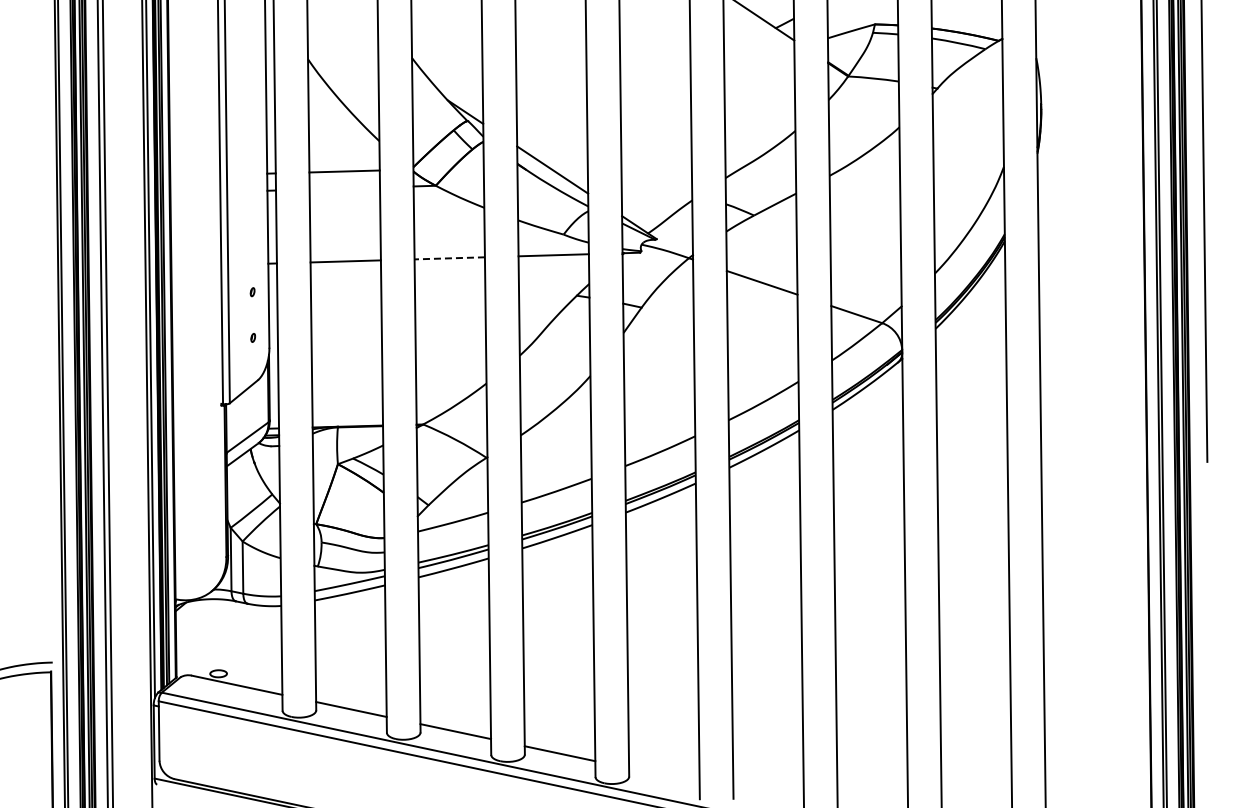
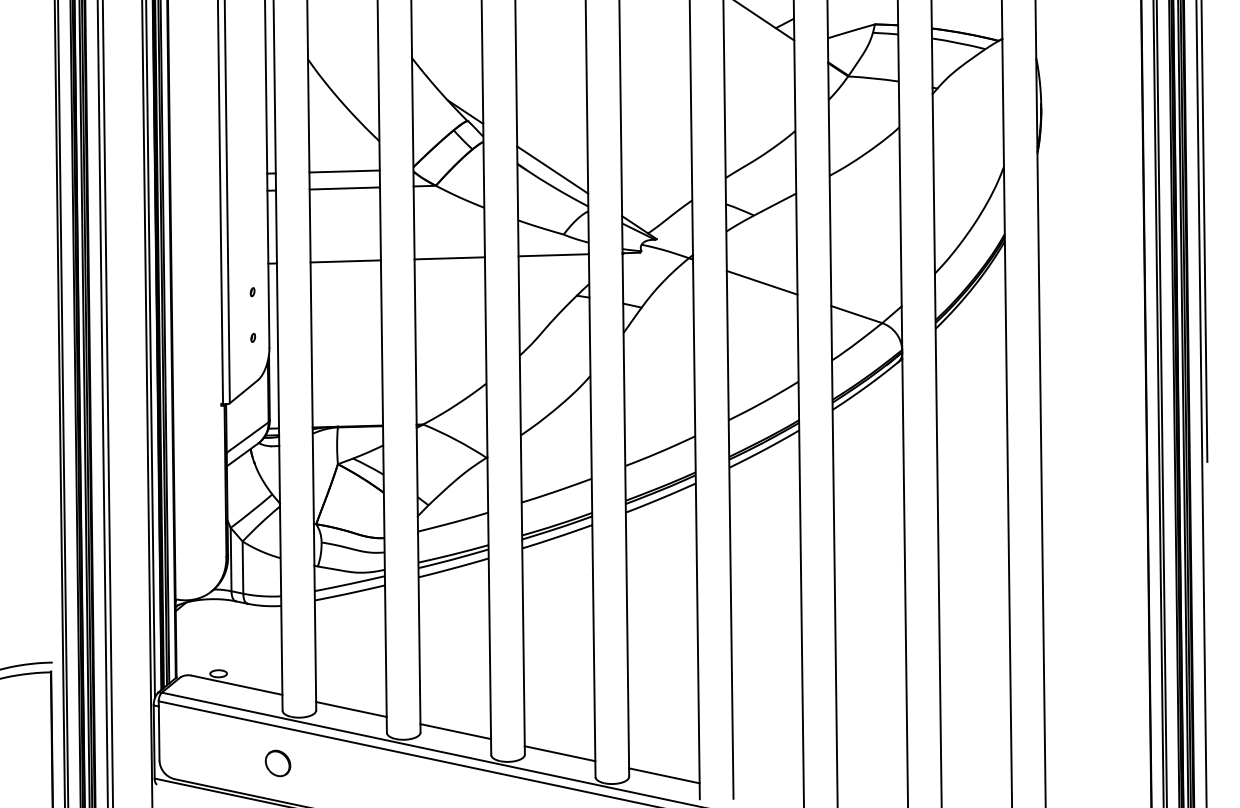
line: none -> present (344, 188)
line: dashed -> solid (449, 258)
line: none -> present (1201, 403)
part: none -> present (277, 763)
line: none -> present (664, 775)
